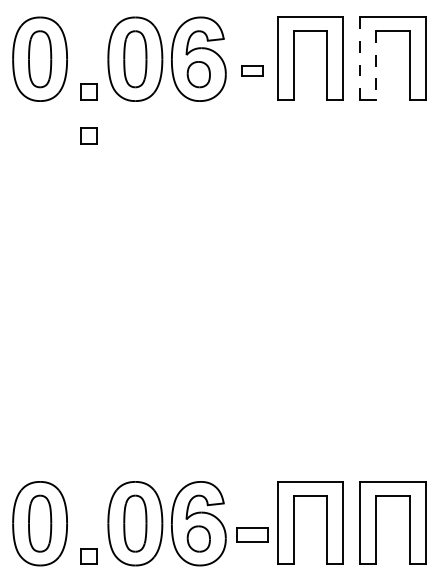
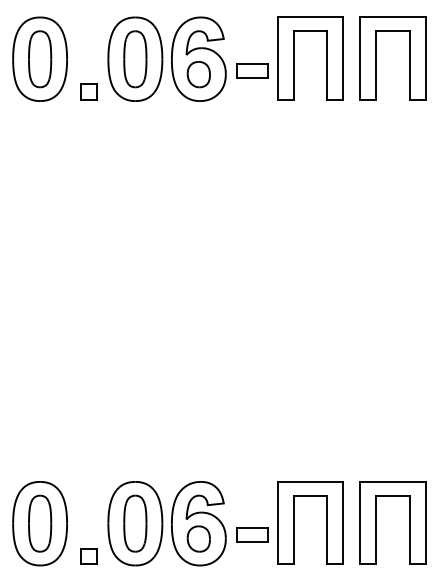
line: dashed -> solid (360, 58)
line: dashed -> solid (376, 66)
part size: 23x12 px -> 33x16 px (252, 70)
part: present -> none (88, 135)
